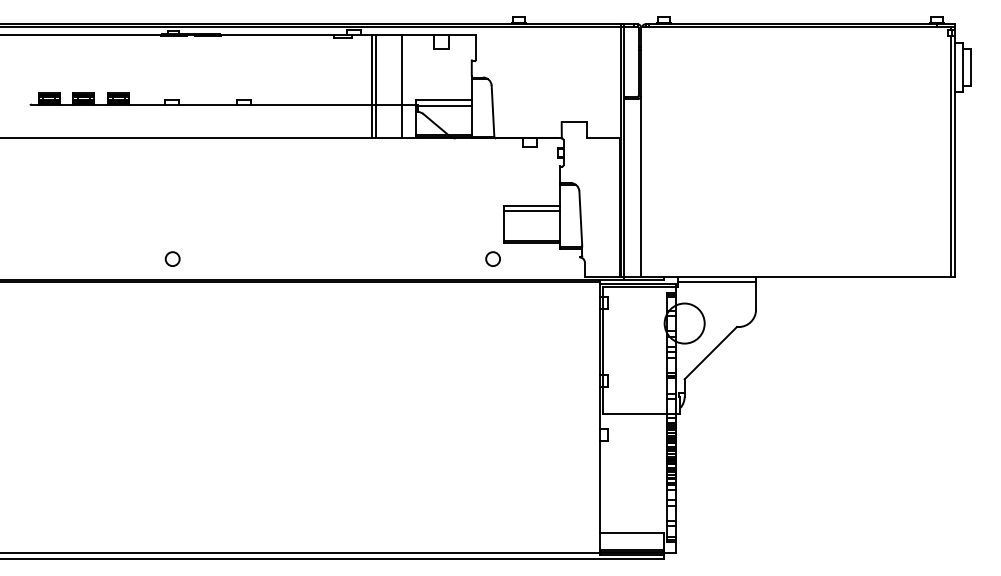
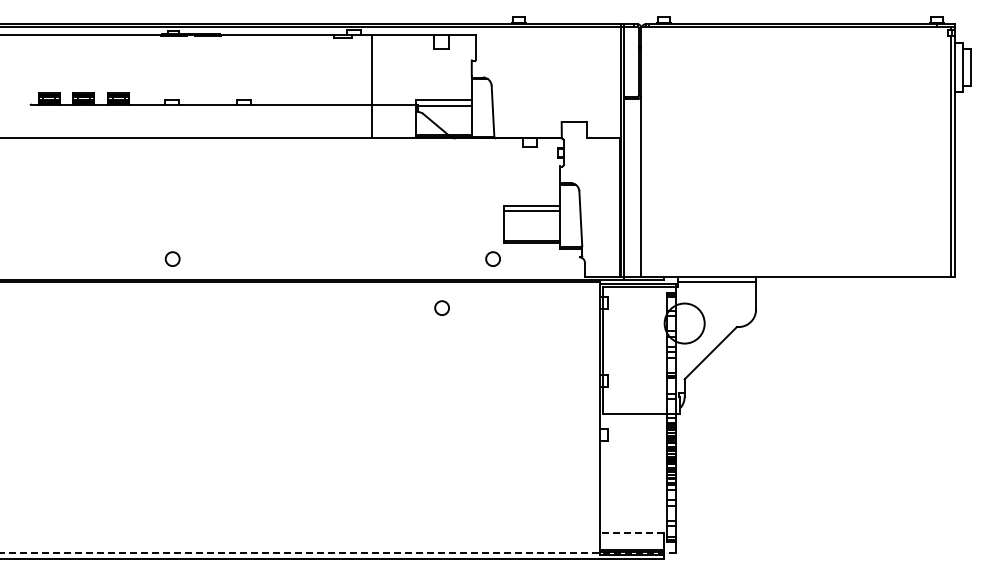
line: present -> none (375, 86)
line: present -> none (401, 86)
circle: none -> present (441, 307)
line: solid -> dashed (632, 532)
line: solid -> dashed (338, 553)
